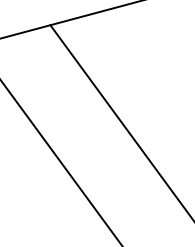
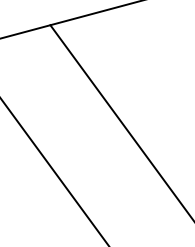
line position: (61, 162) -> (54, 171) (54, 171)
